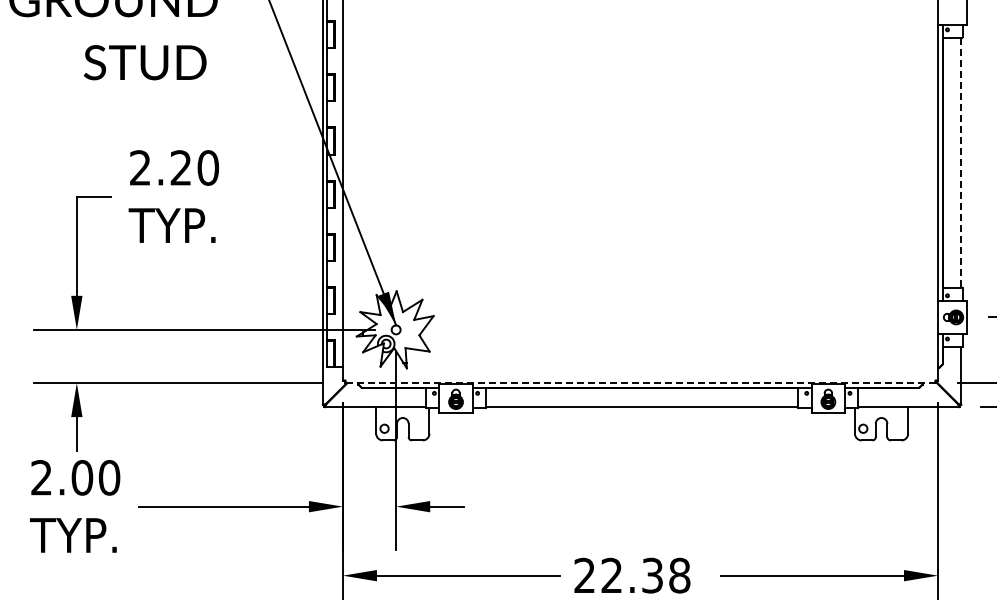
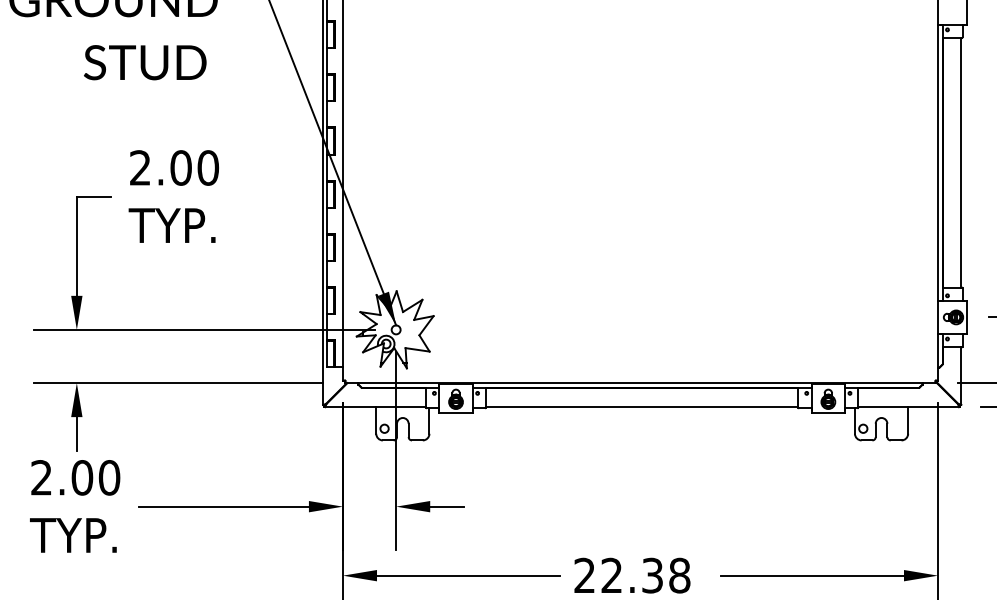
line: dashed -> solid (961, 162)
text: 2.20 -> 2.00 (180, 167)
line: dashed -> solid (640, 383)
